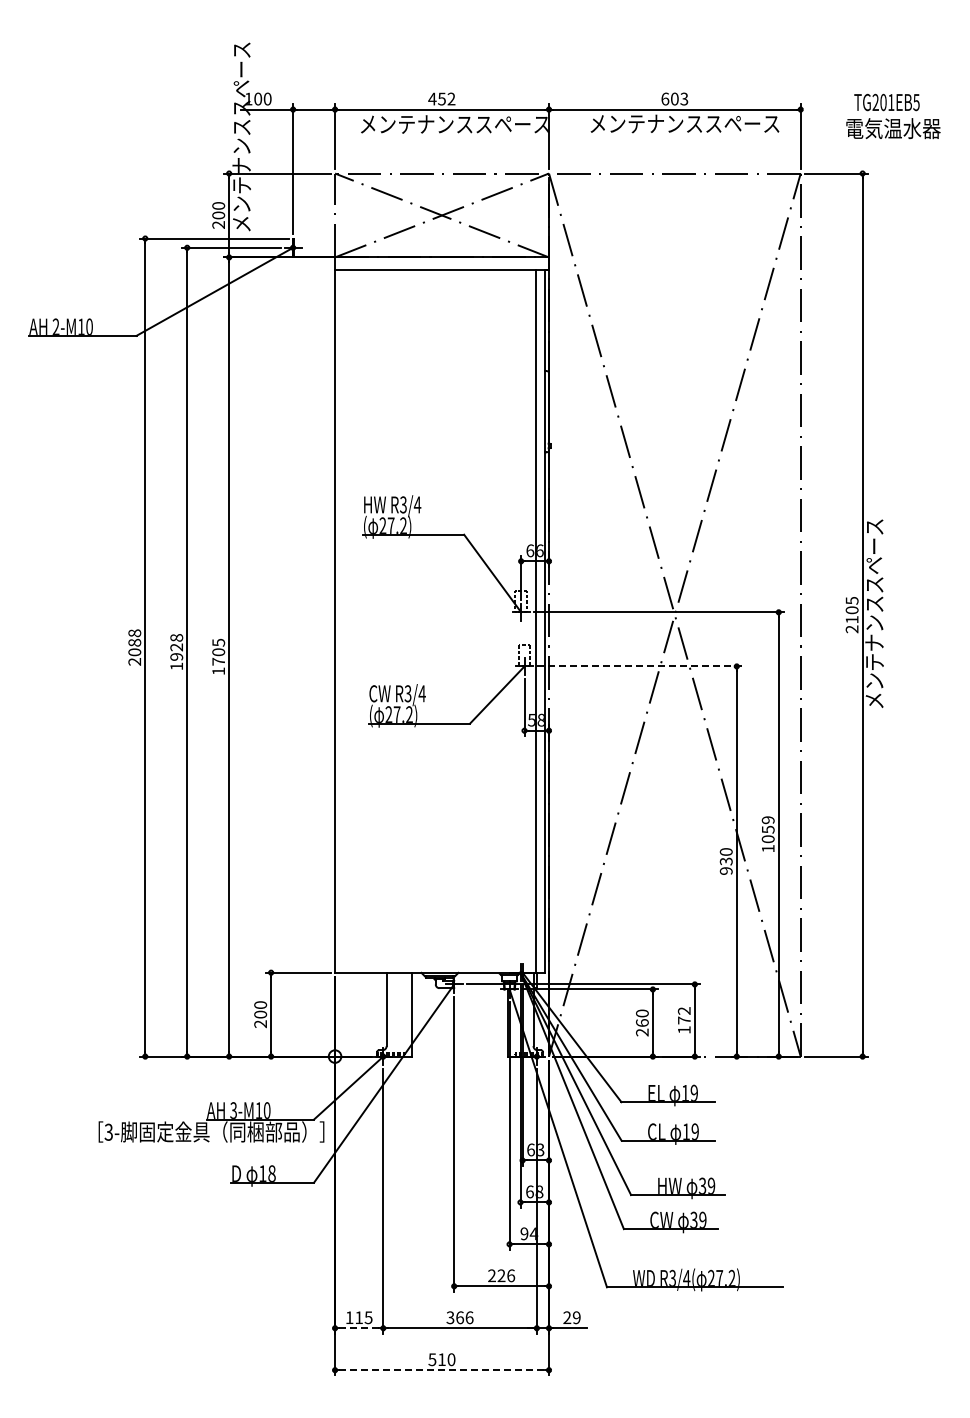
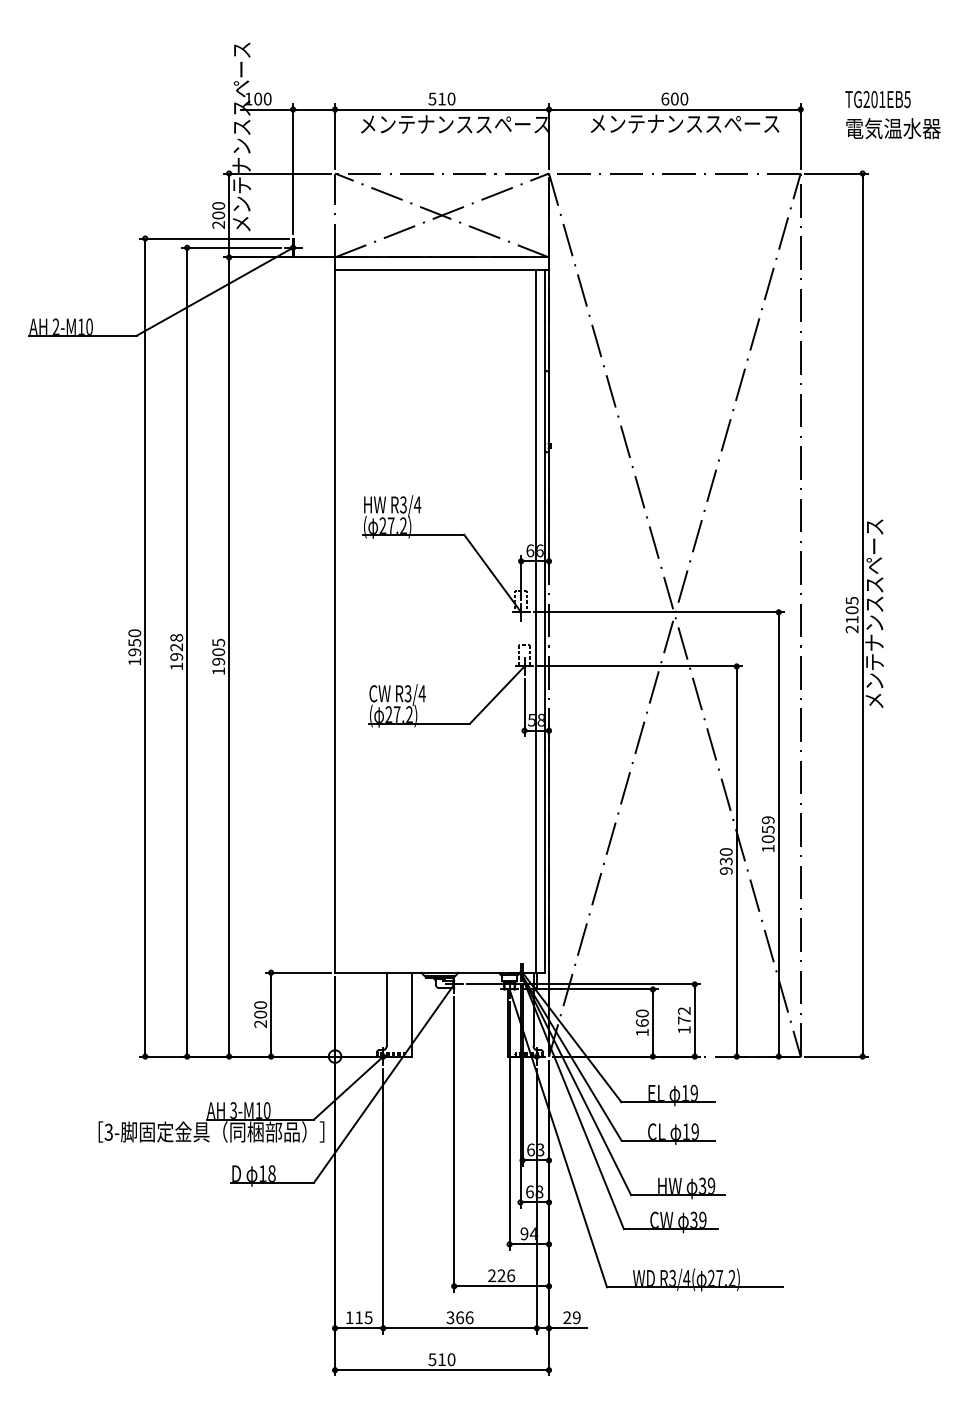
text: 452 -> 510 (441, 98)
text: 603 -> 600 (684, 99)
text position: (886, 102) -> (877, 99) (877, 99)
text: 2088 -> 1950 (134, 647)
text: 1705 -> 1905 (218, 661)
line: dashed -> solid (640, 666)
text: 260 -> 160 (642, 1032)
line: dashed -> solid (359, 1328)
line: dashed -> solid (442, 1370)
